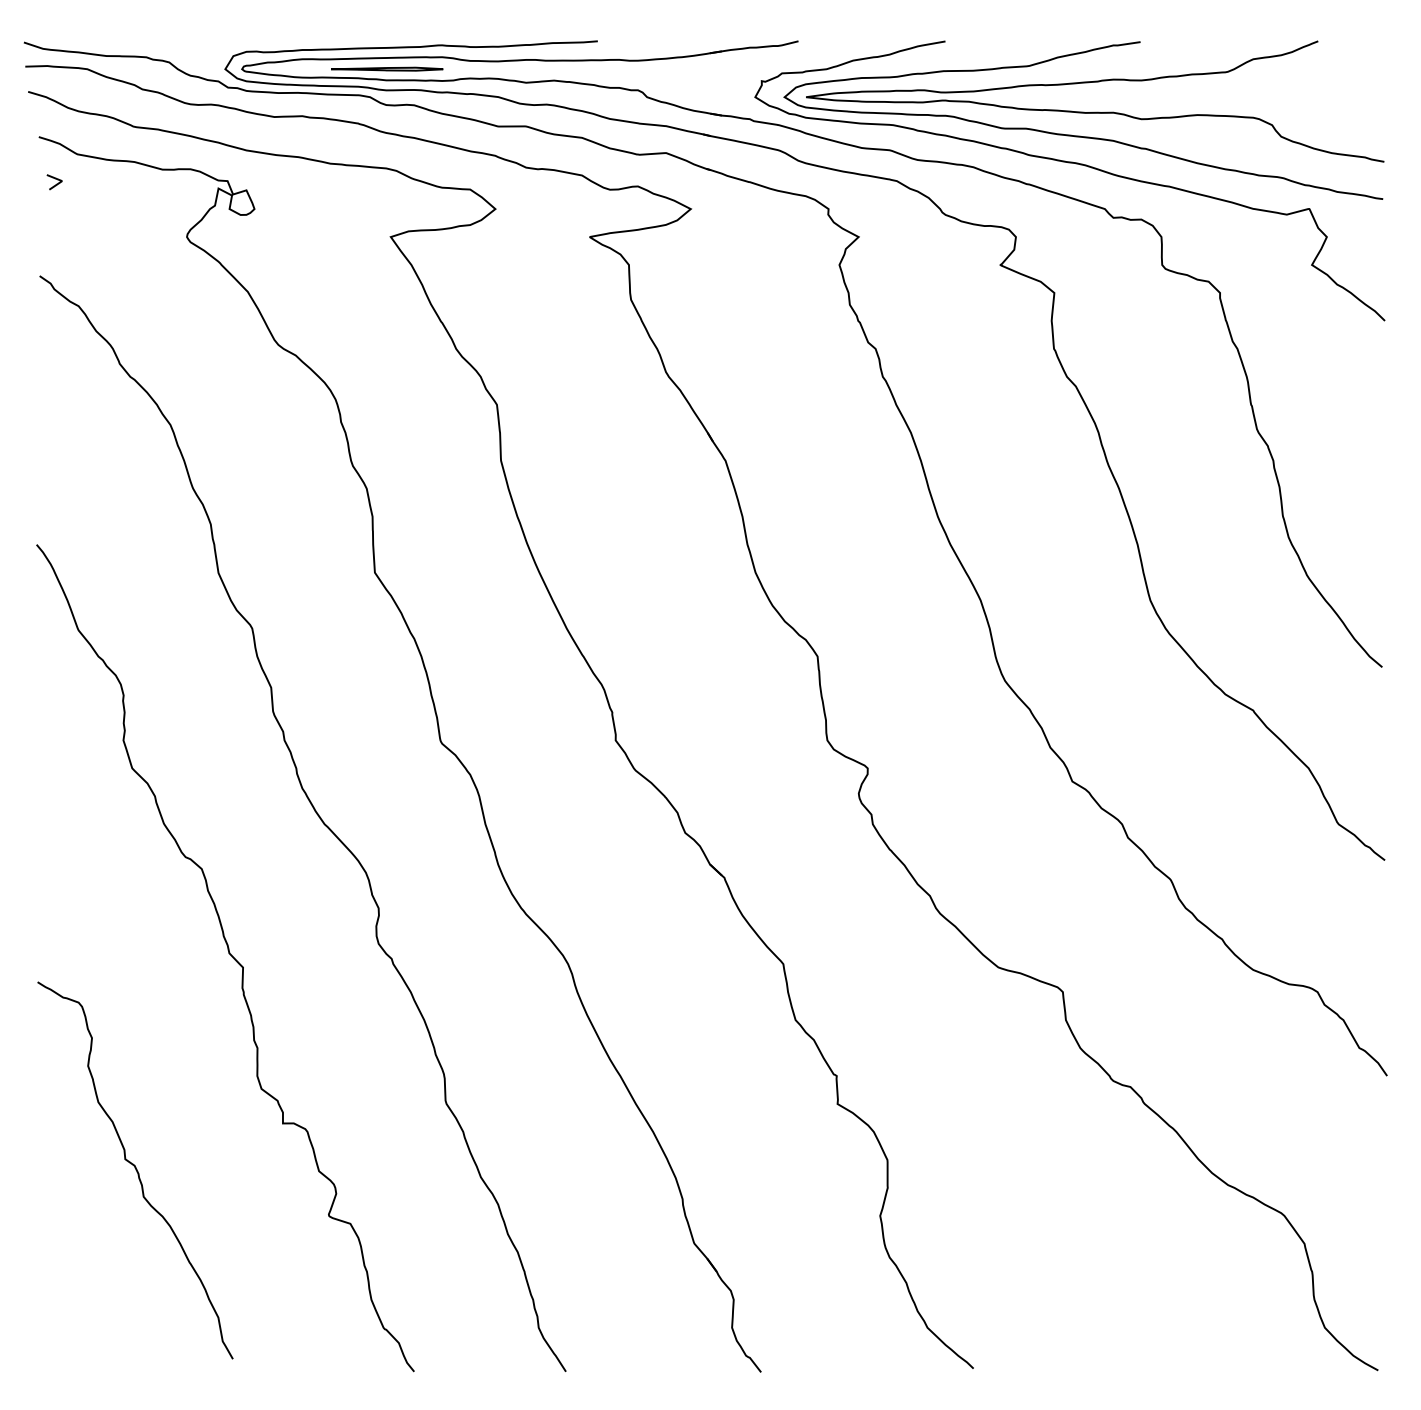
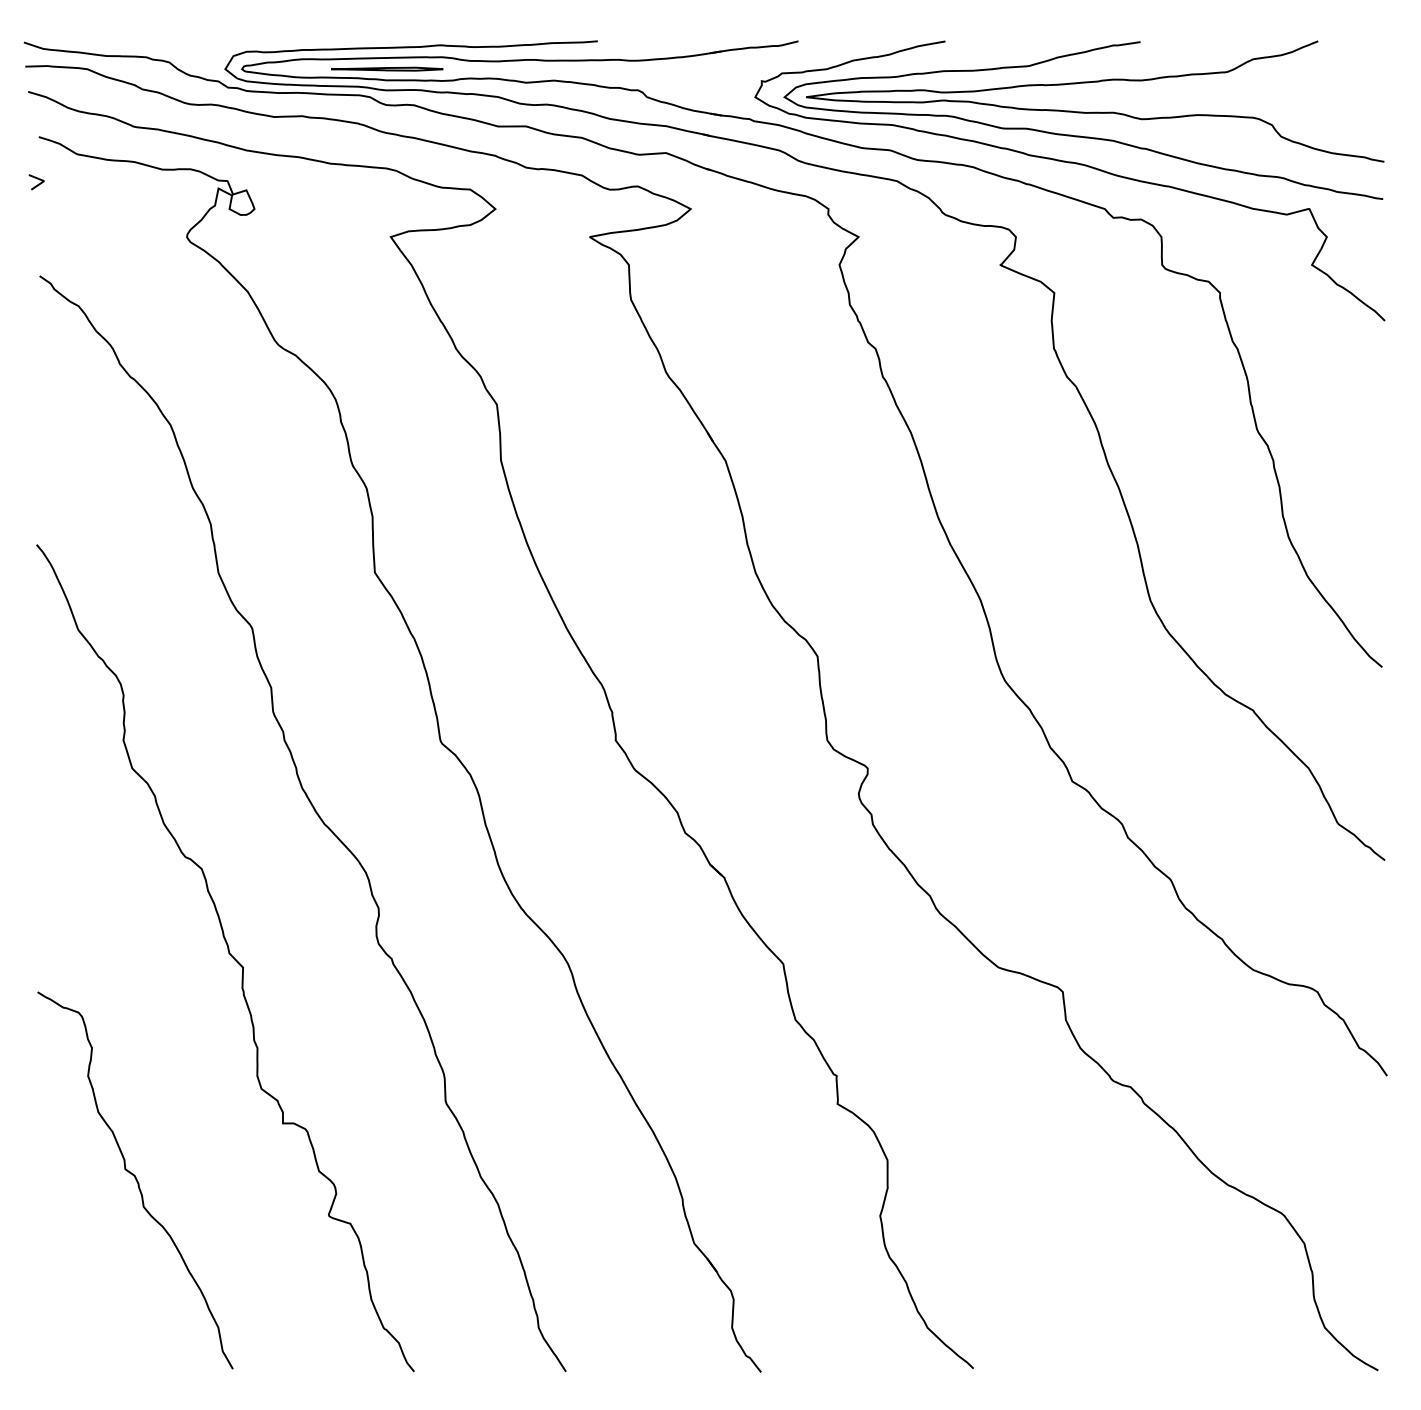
line position: (56, 183) -> (38, 183) (38, 183)
curve position: (135, 1170) -> (135, 1180) (135, 1180)
